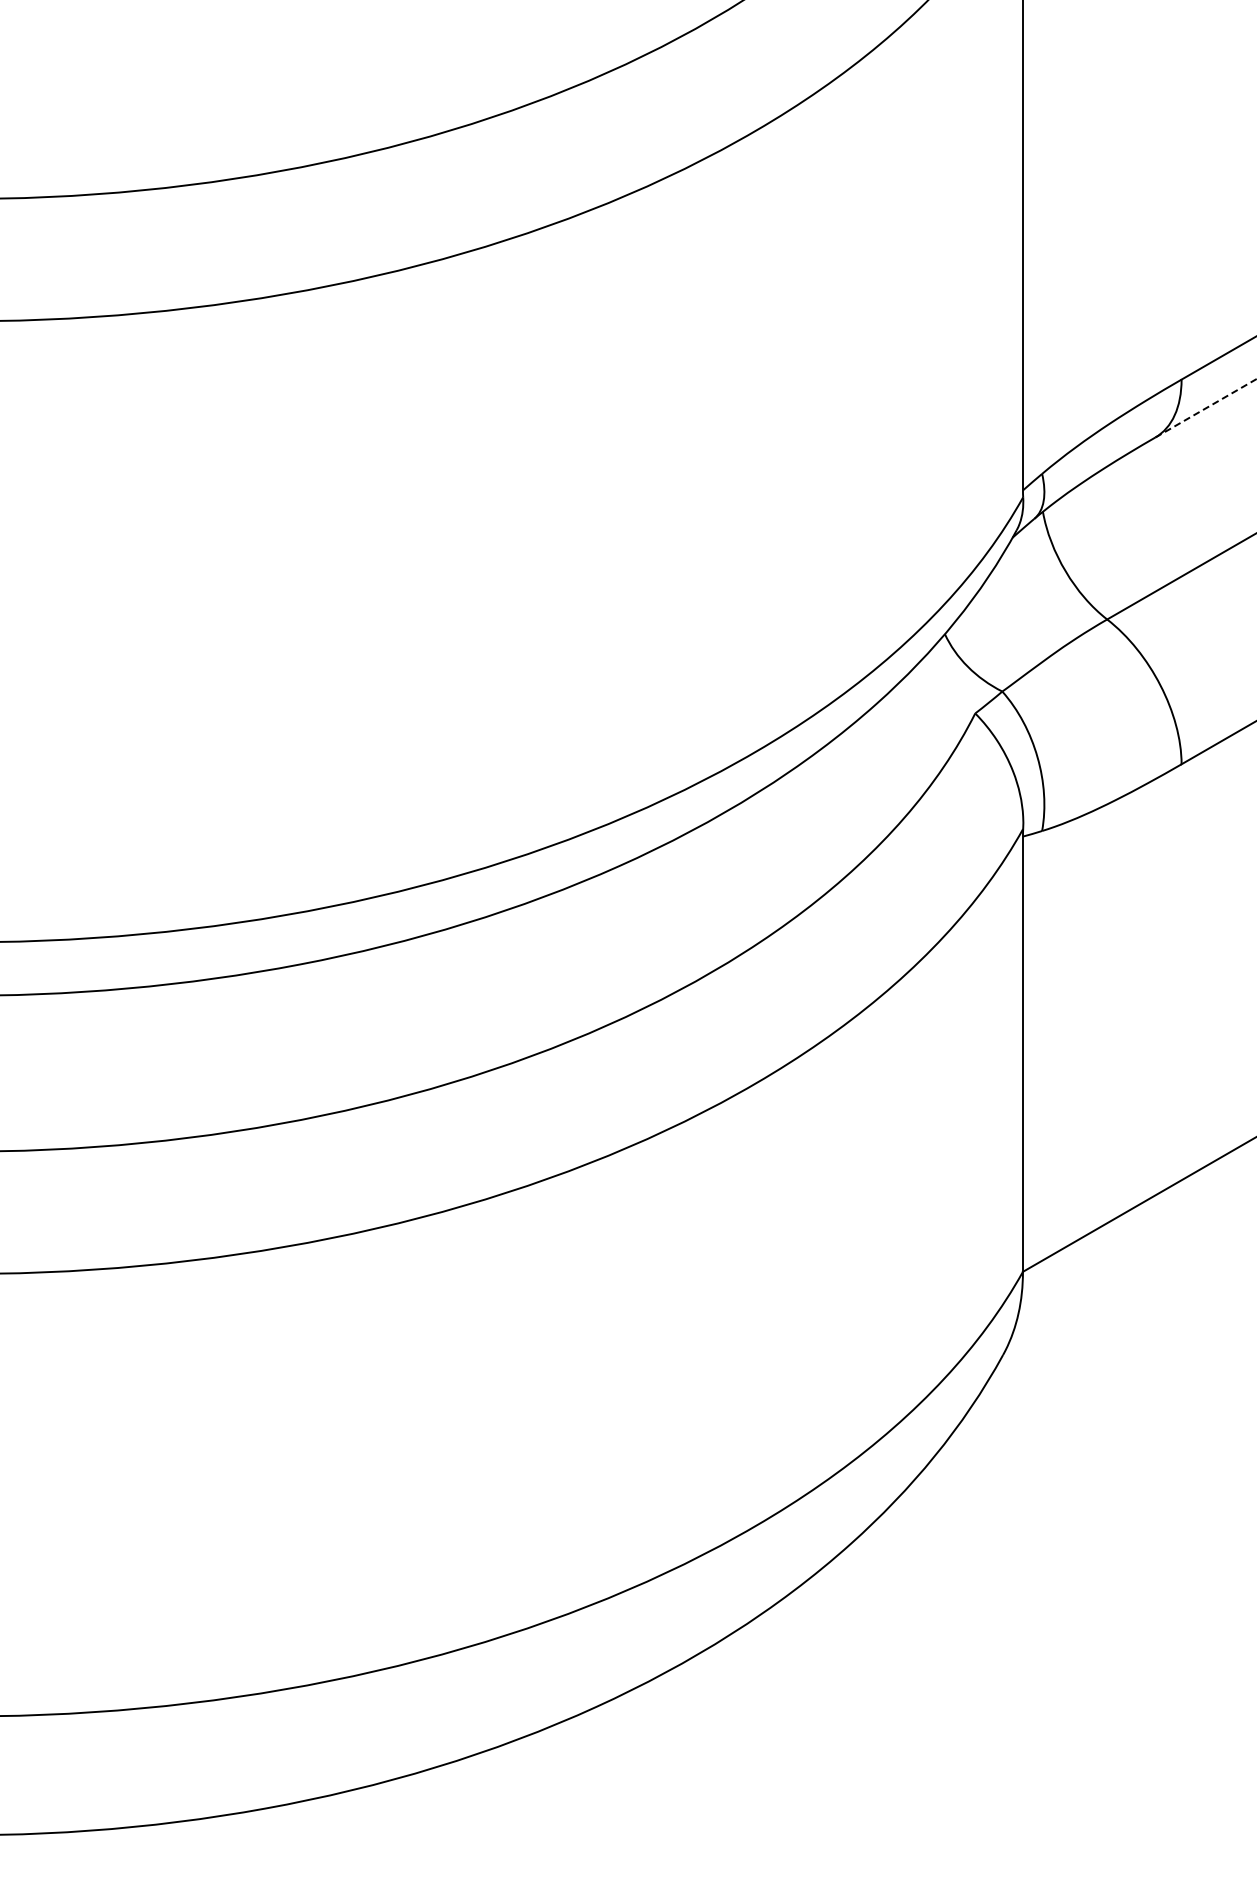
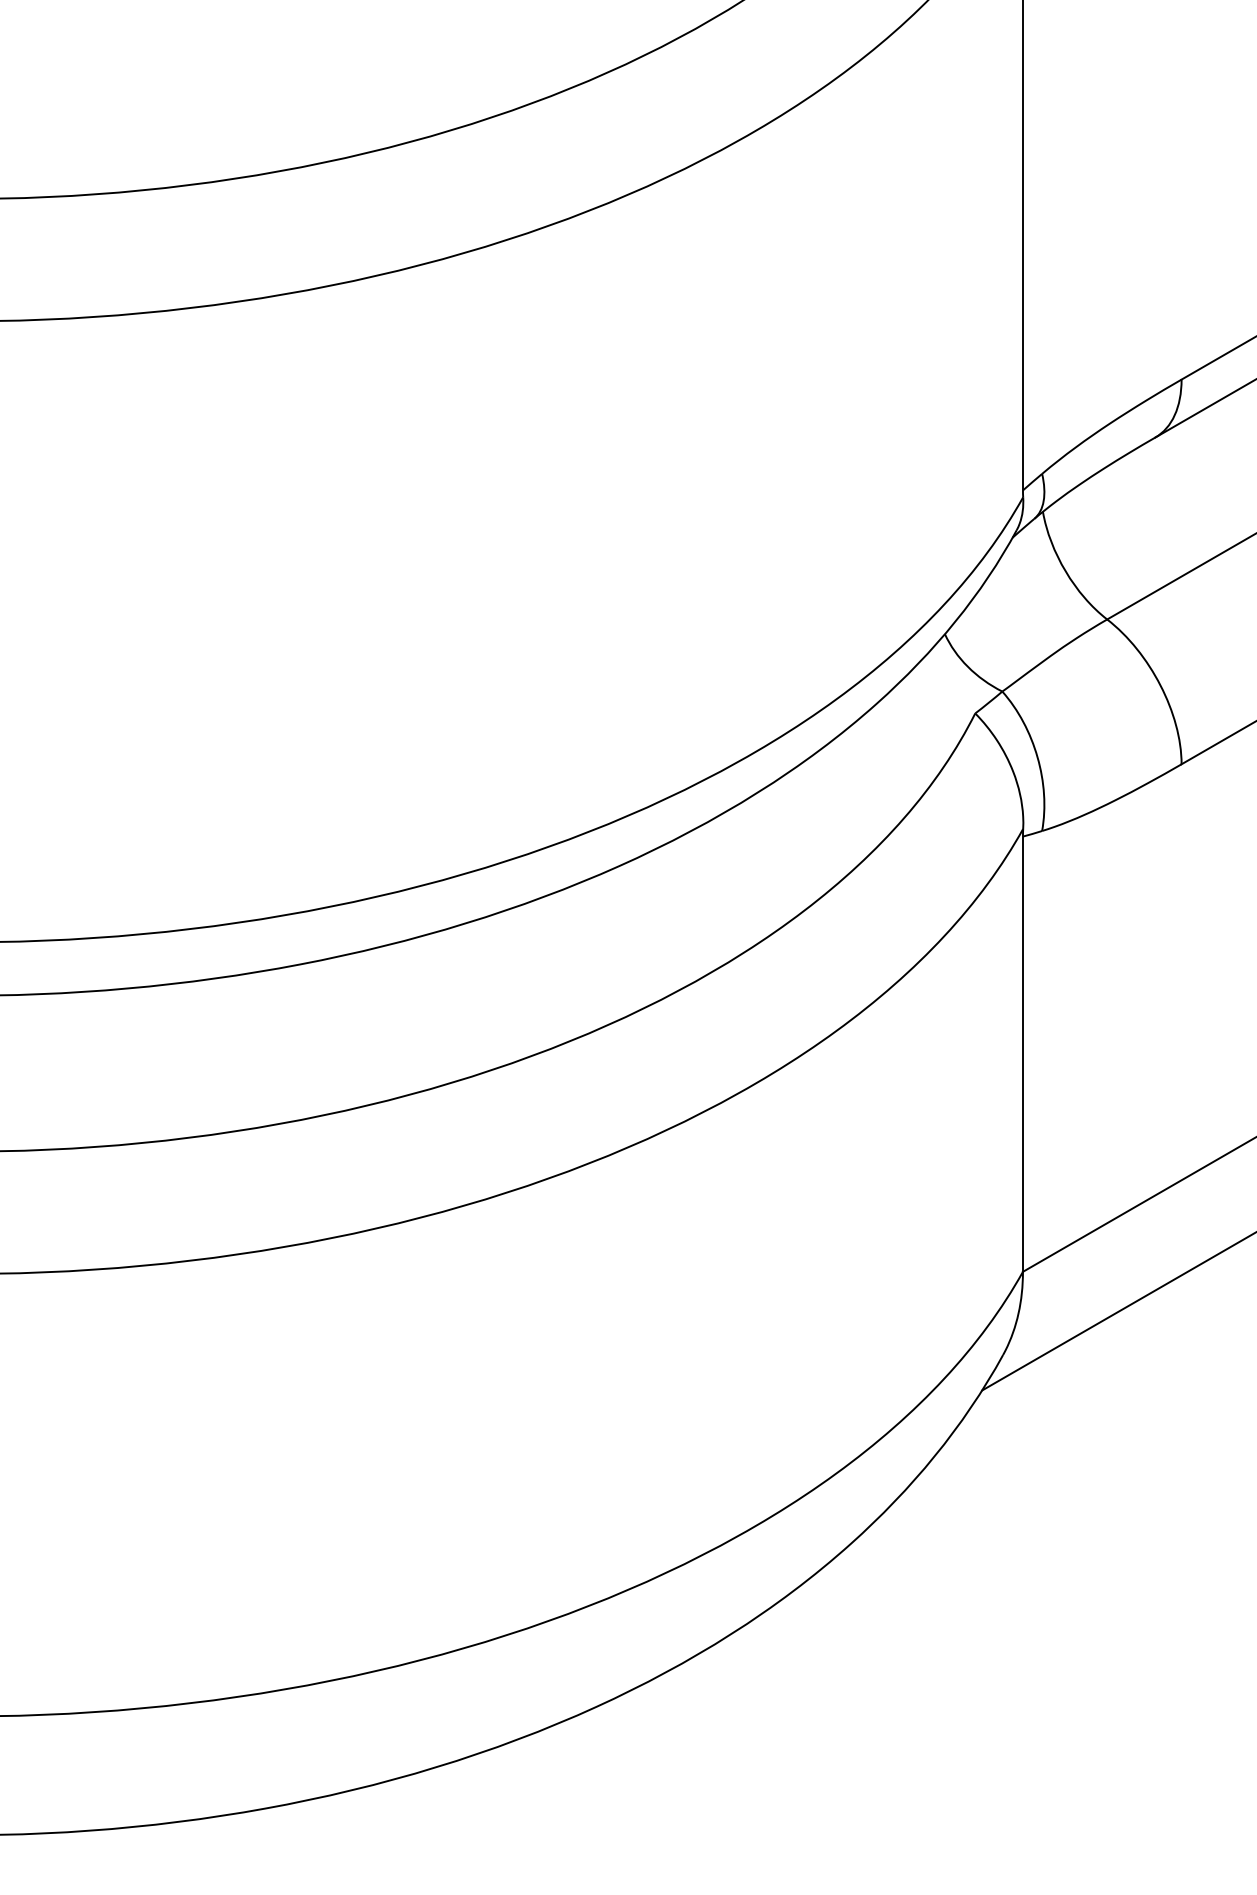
line: dashed -> solid (1206, 408)
line: none -> present (1117, 1311)
